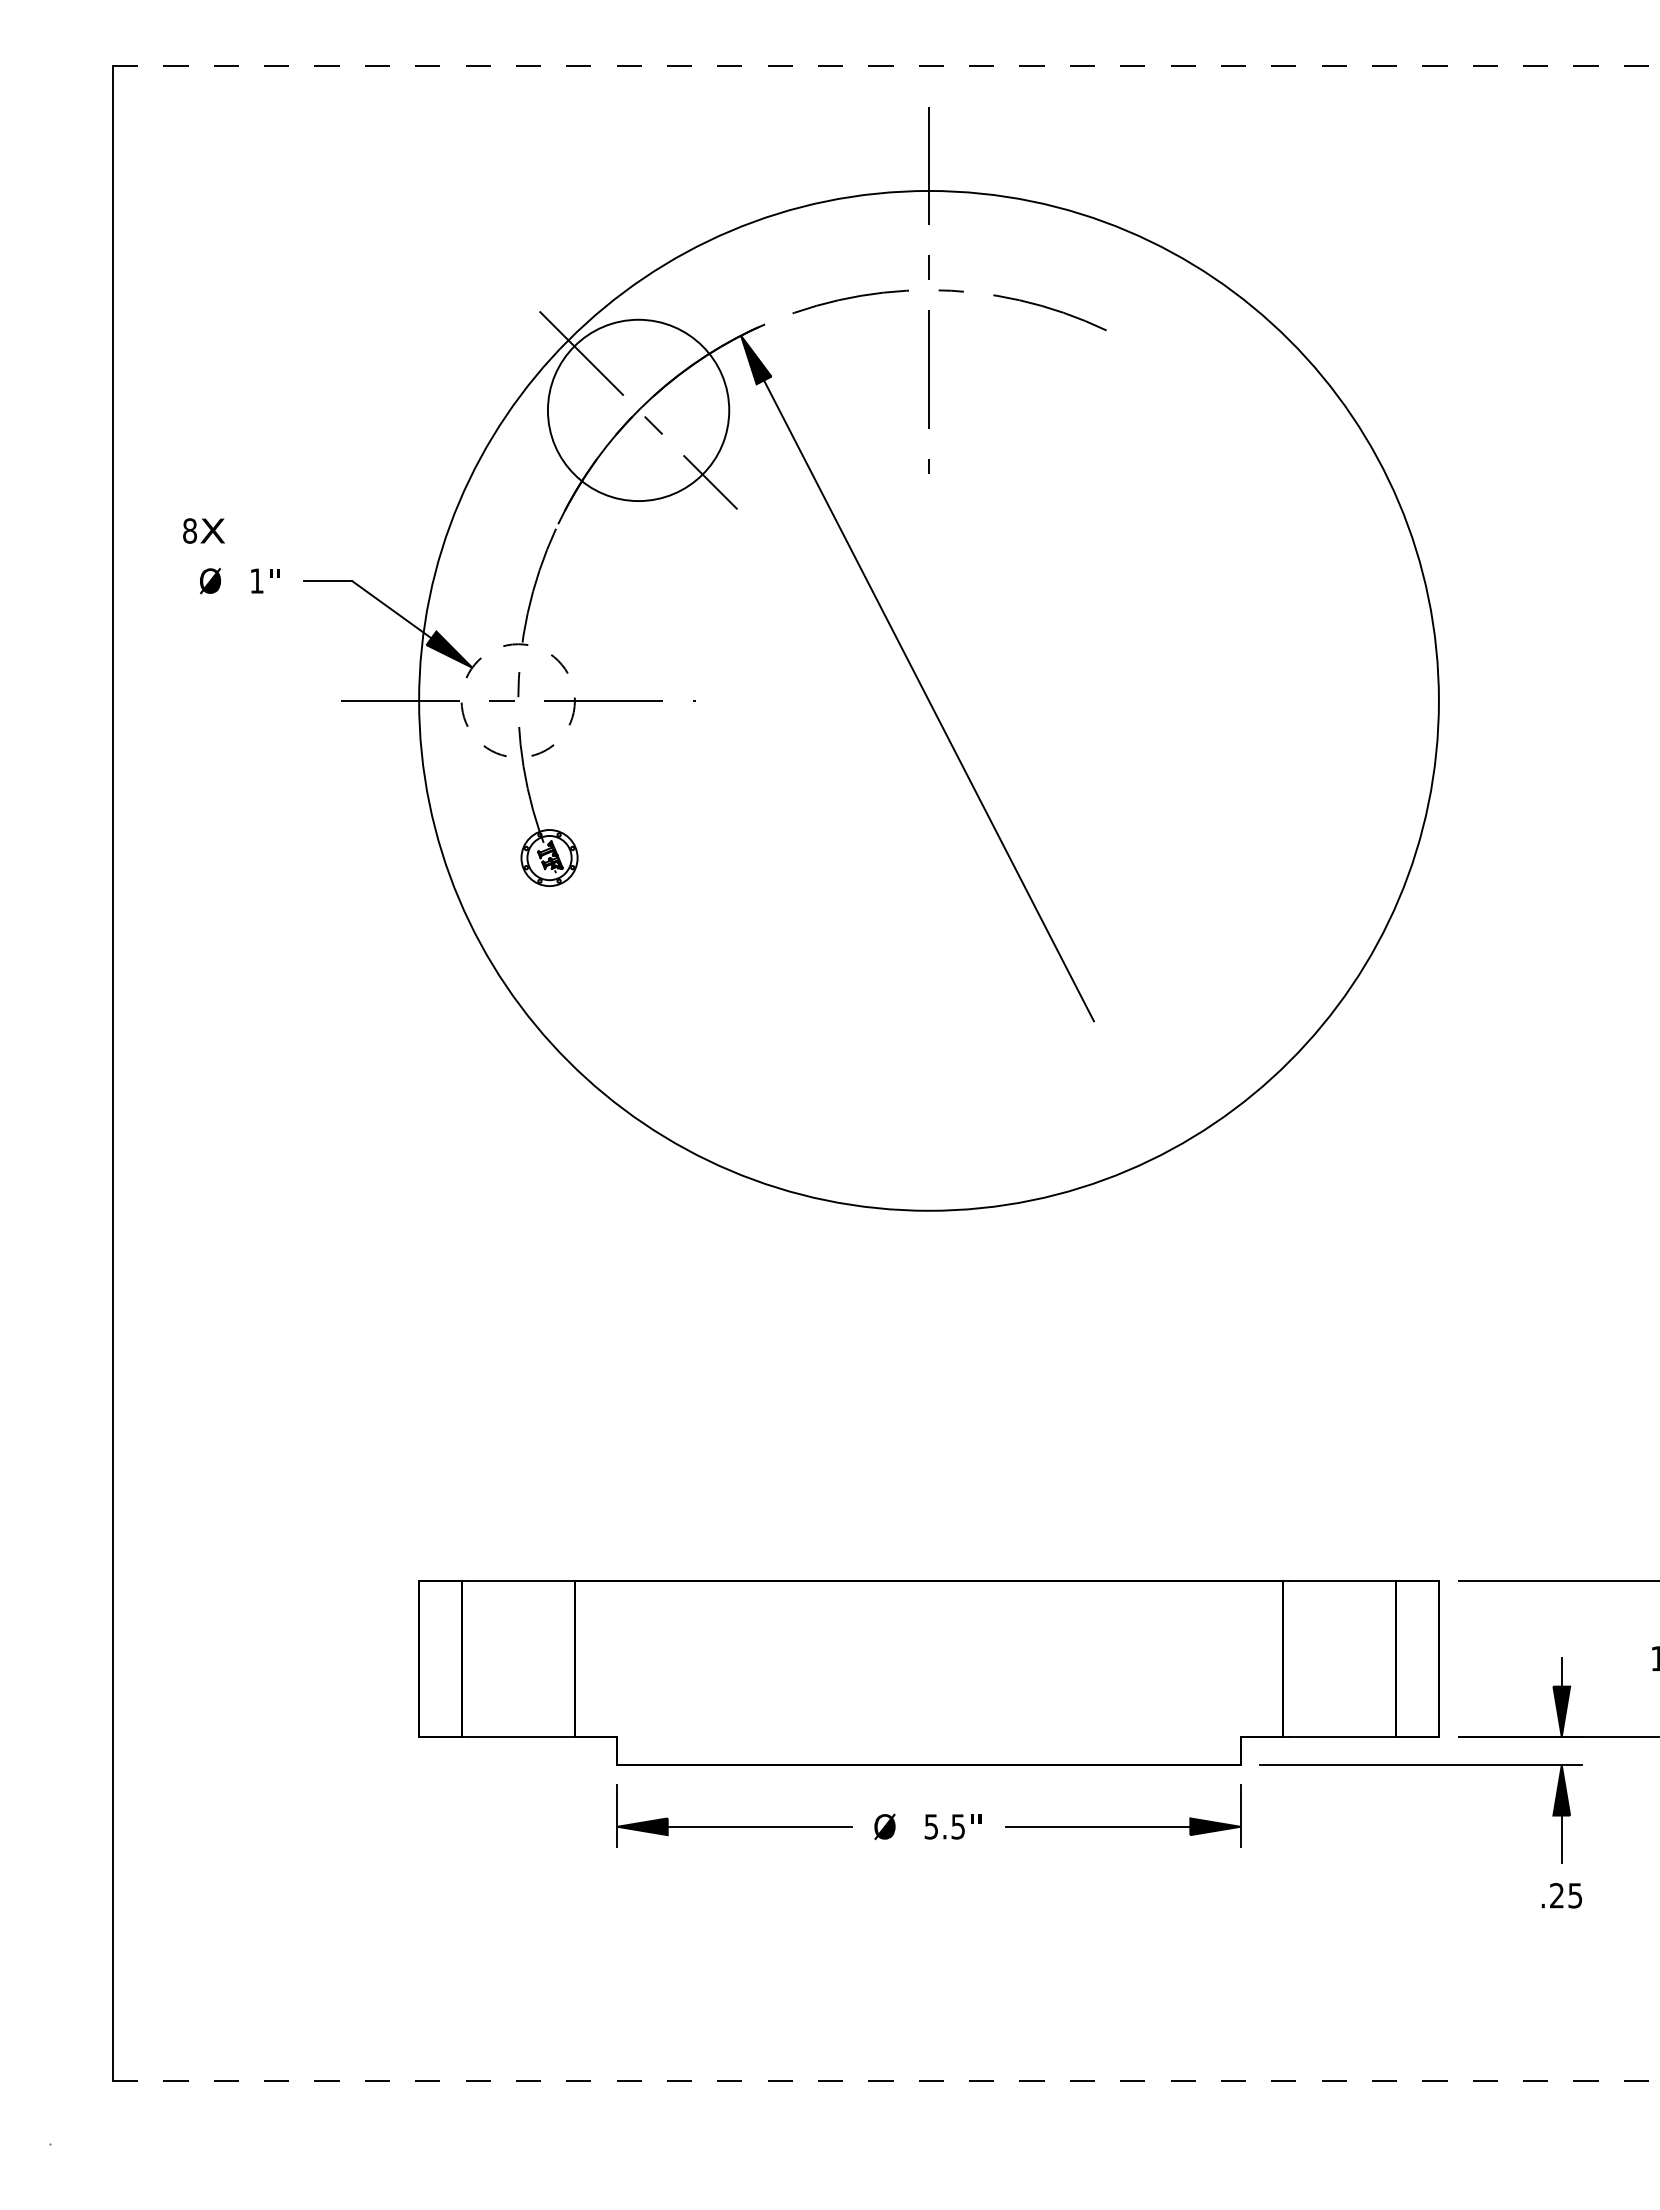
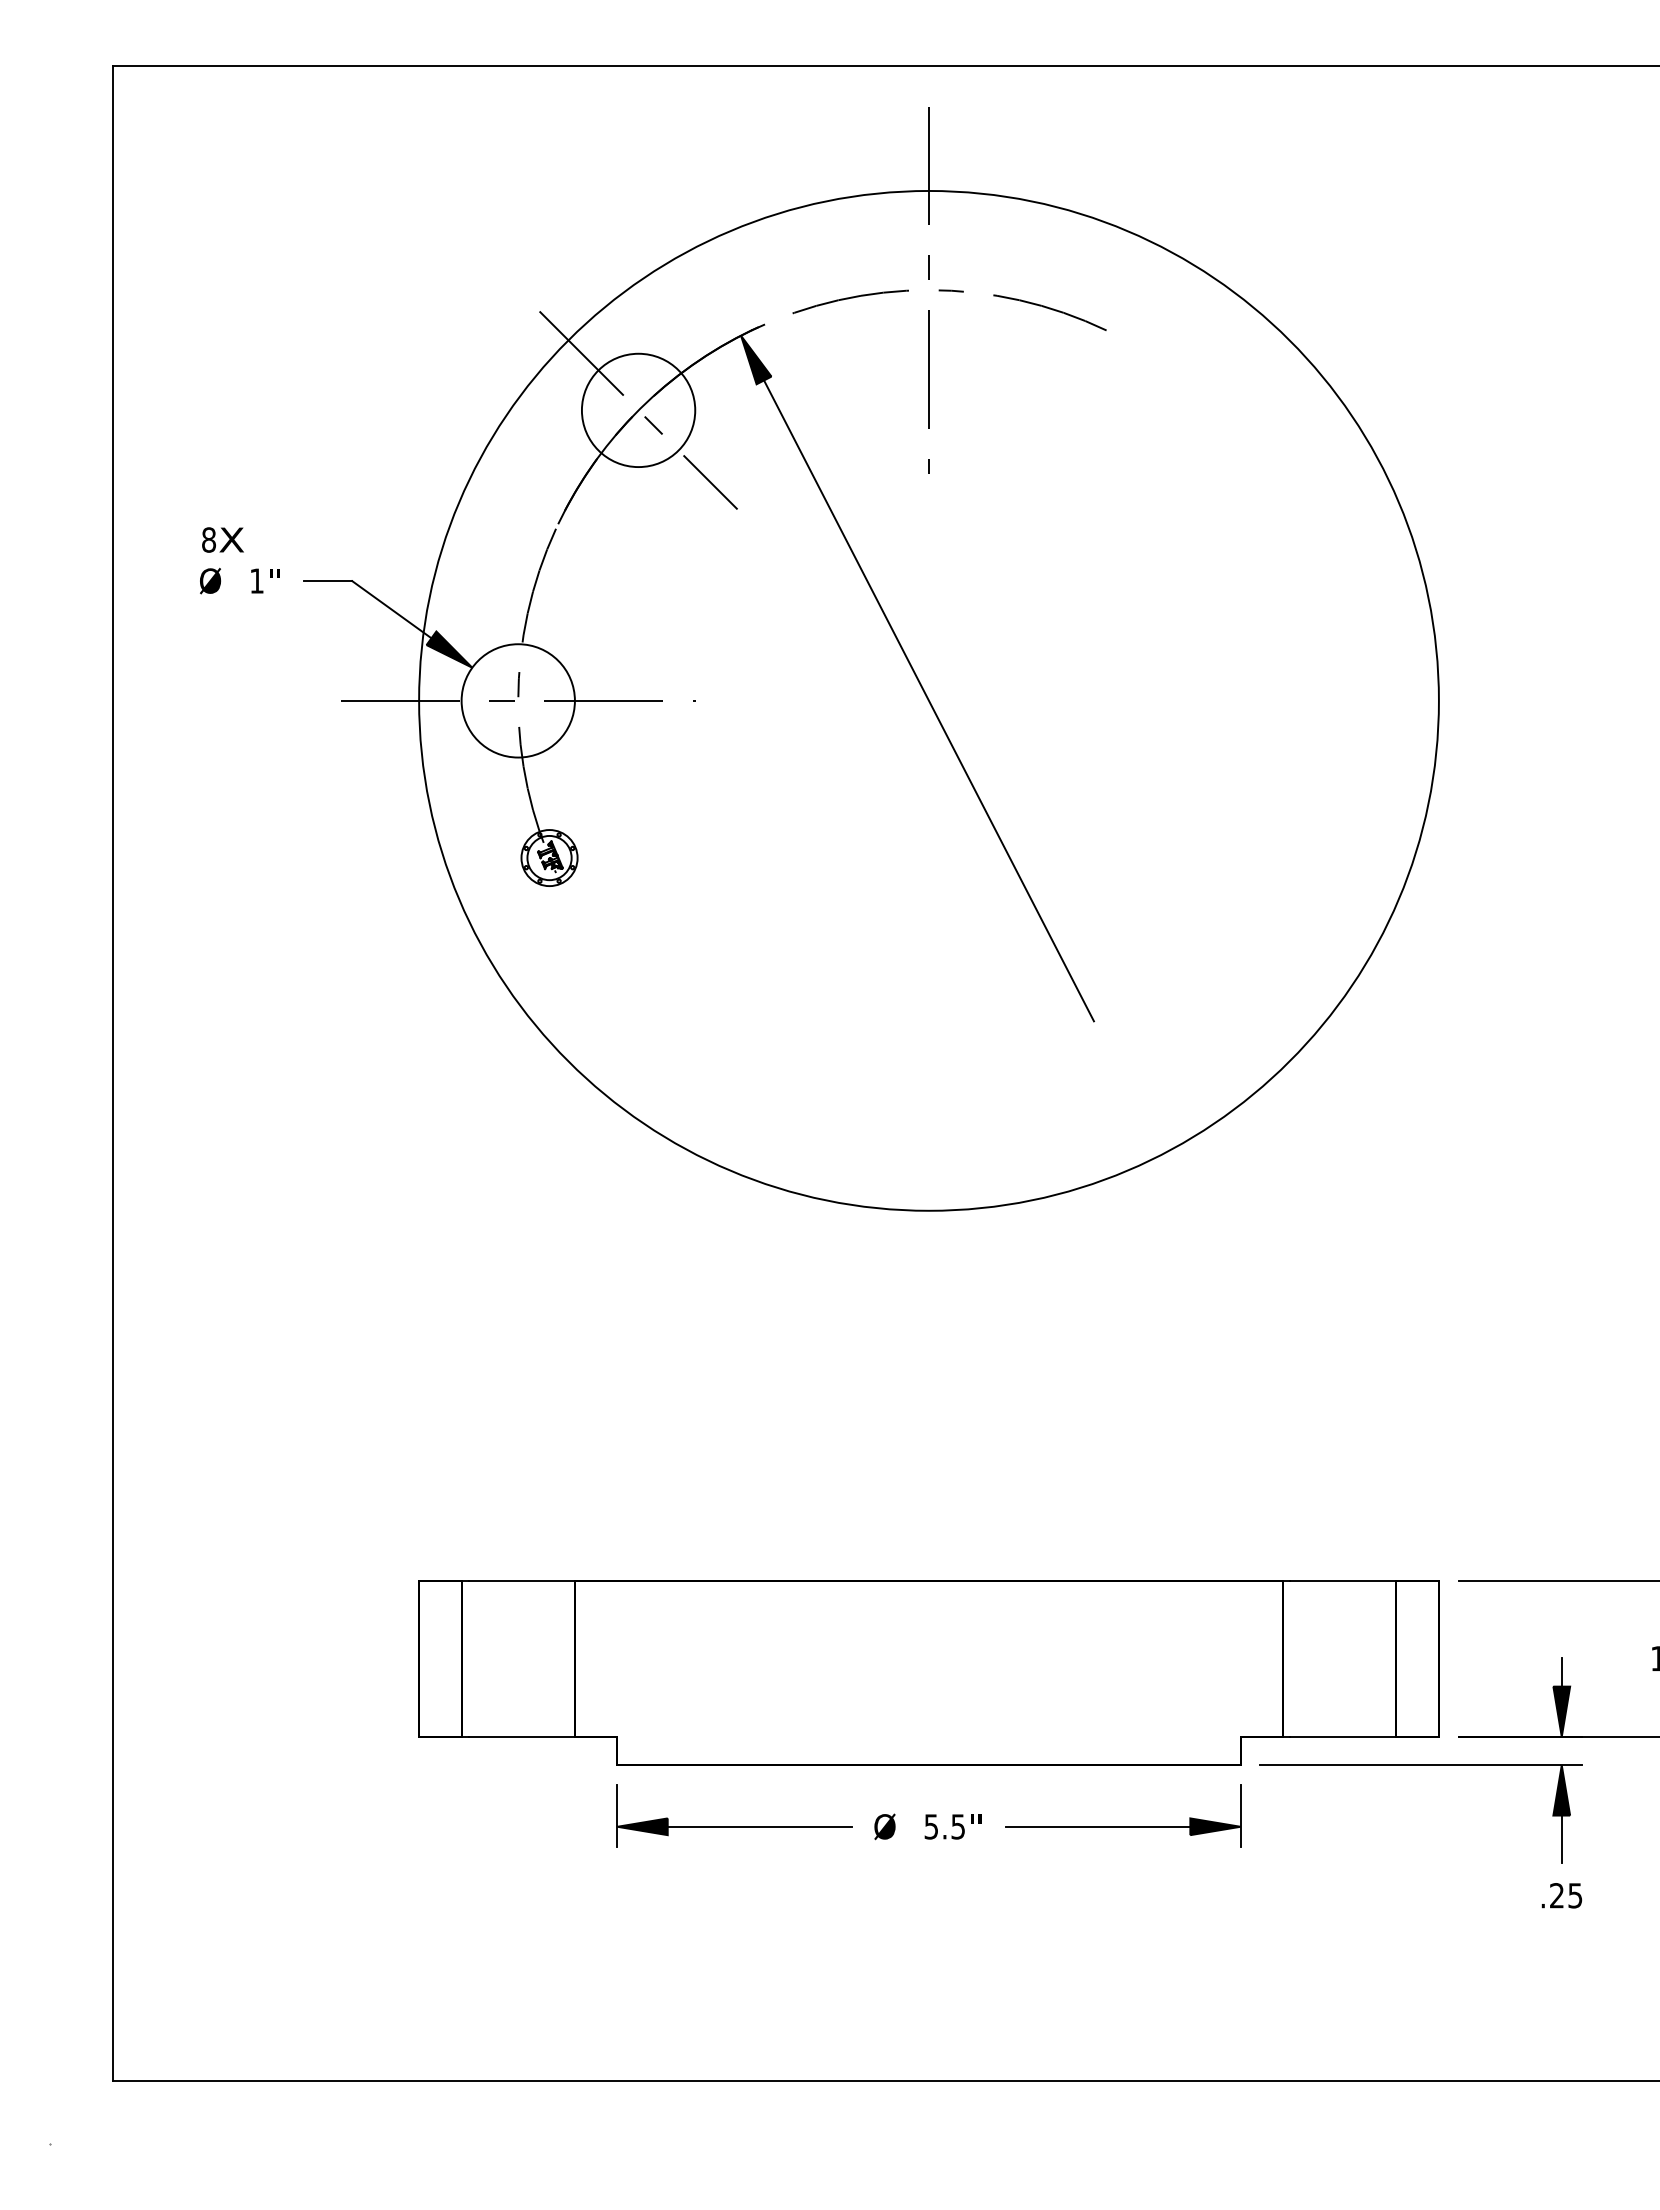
line: dashed -> solid (886, 66)
circle diameter: 181 px -> 113 px (638, 410)
text position: (203, 530) -> (222, 539) (222, 539)
circle: dashed -> solid (517, 700)
line: dashed -> solid (886, 2080)
